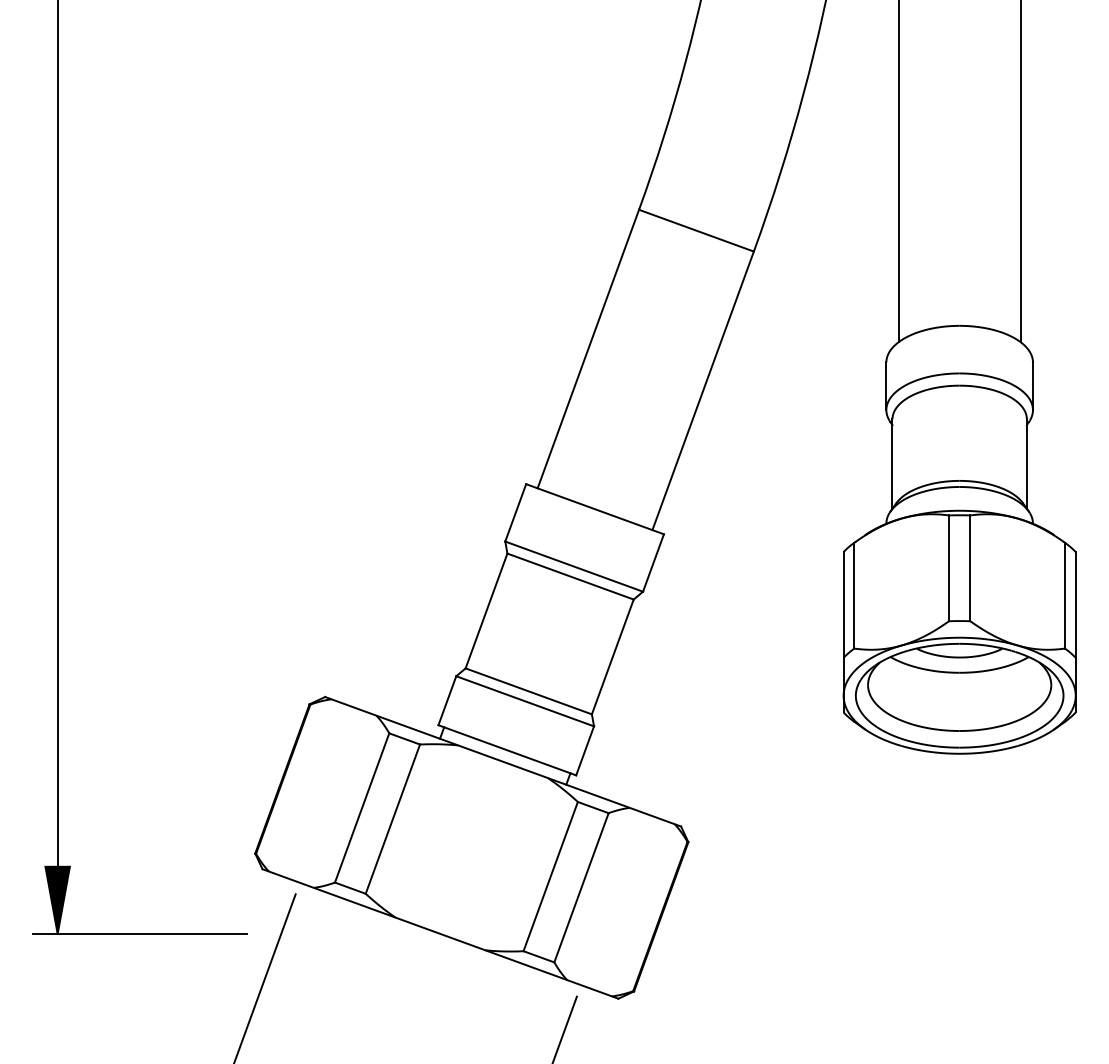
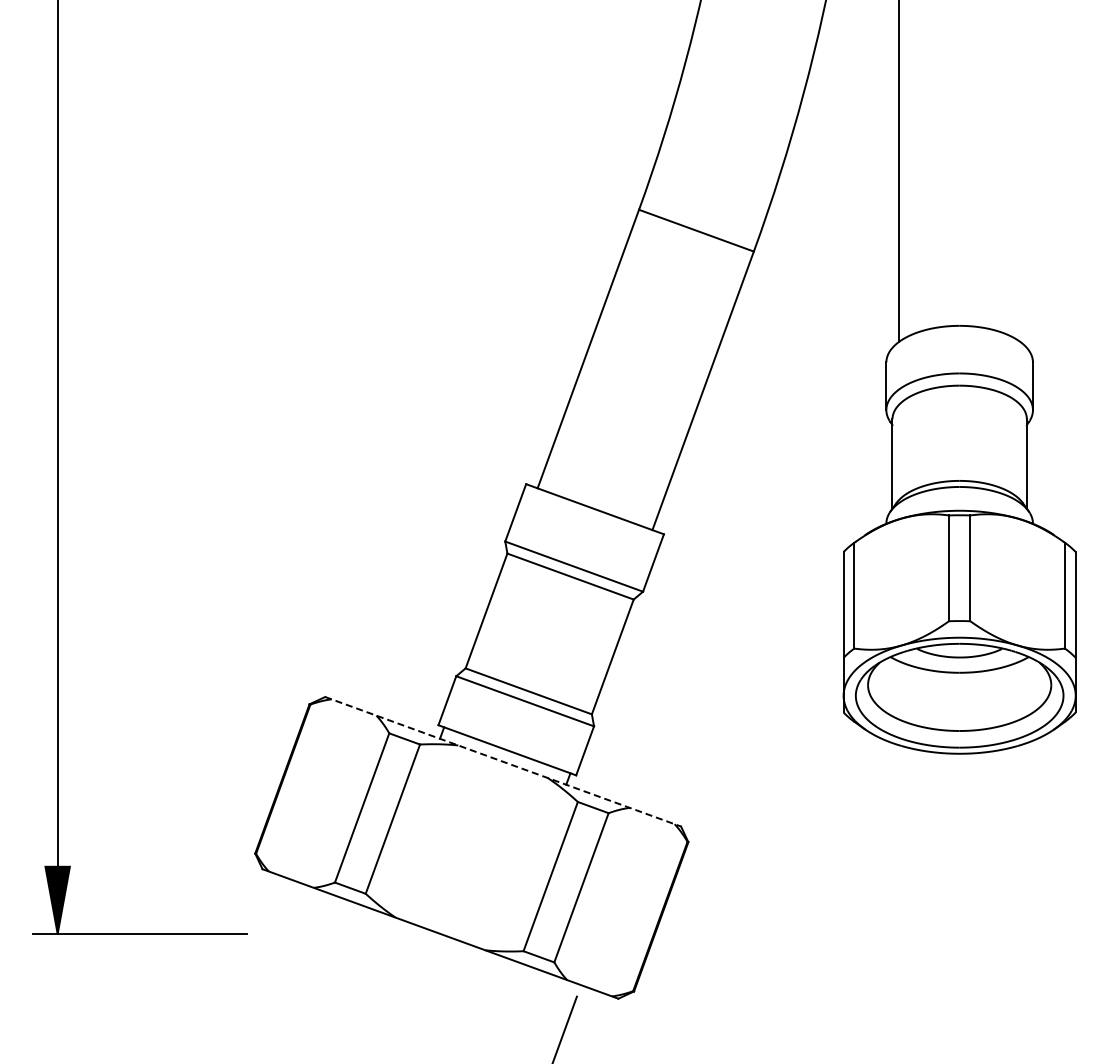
line: present -> none (1020, 172)
line: solid -> dashed (503, 761)
line: present -> none (265, 977)
